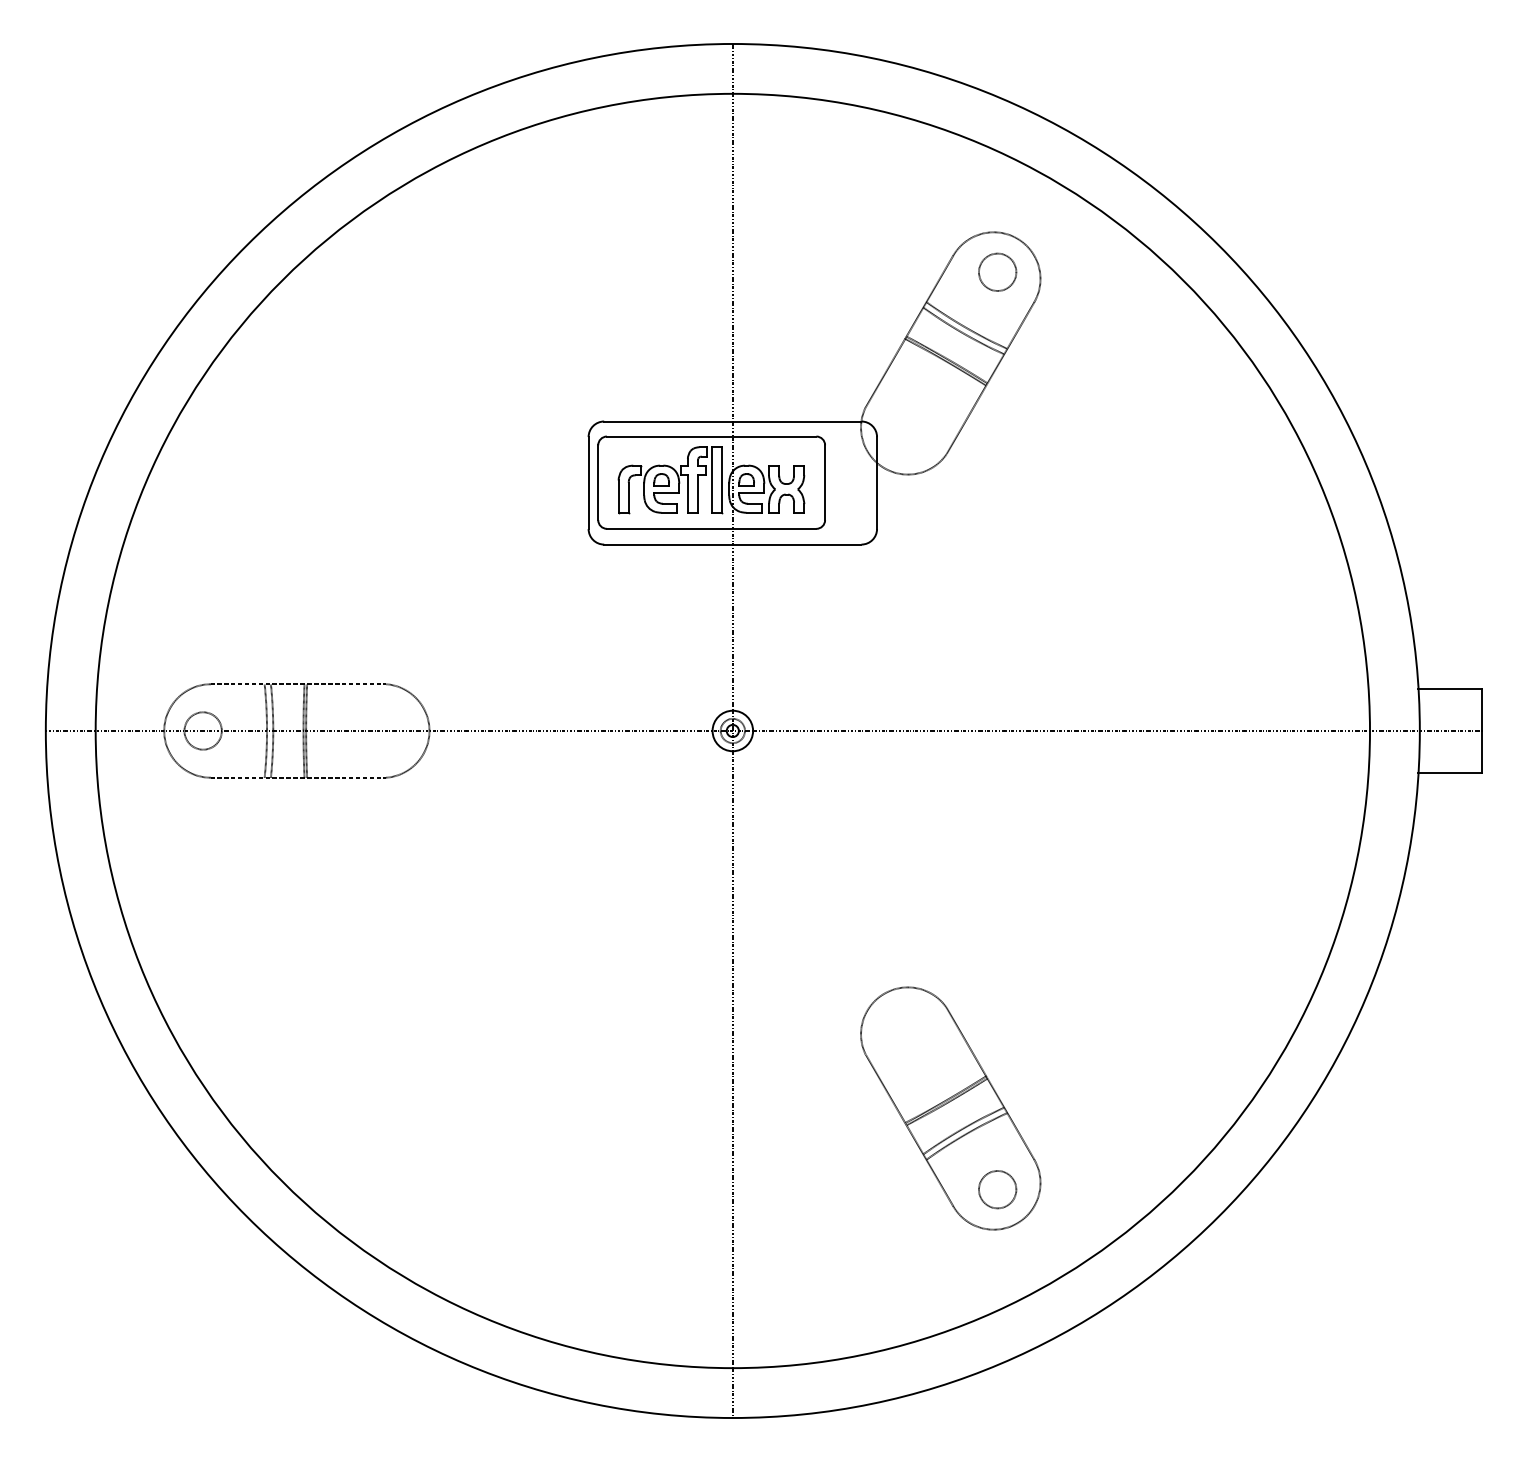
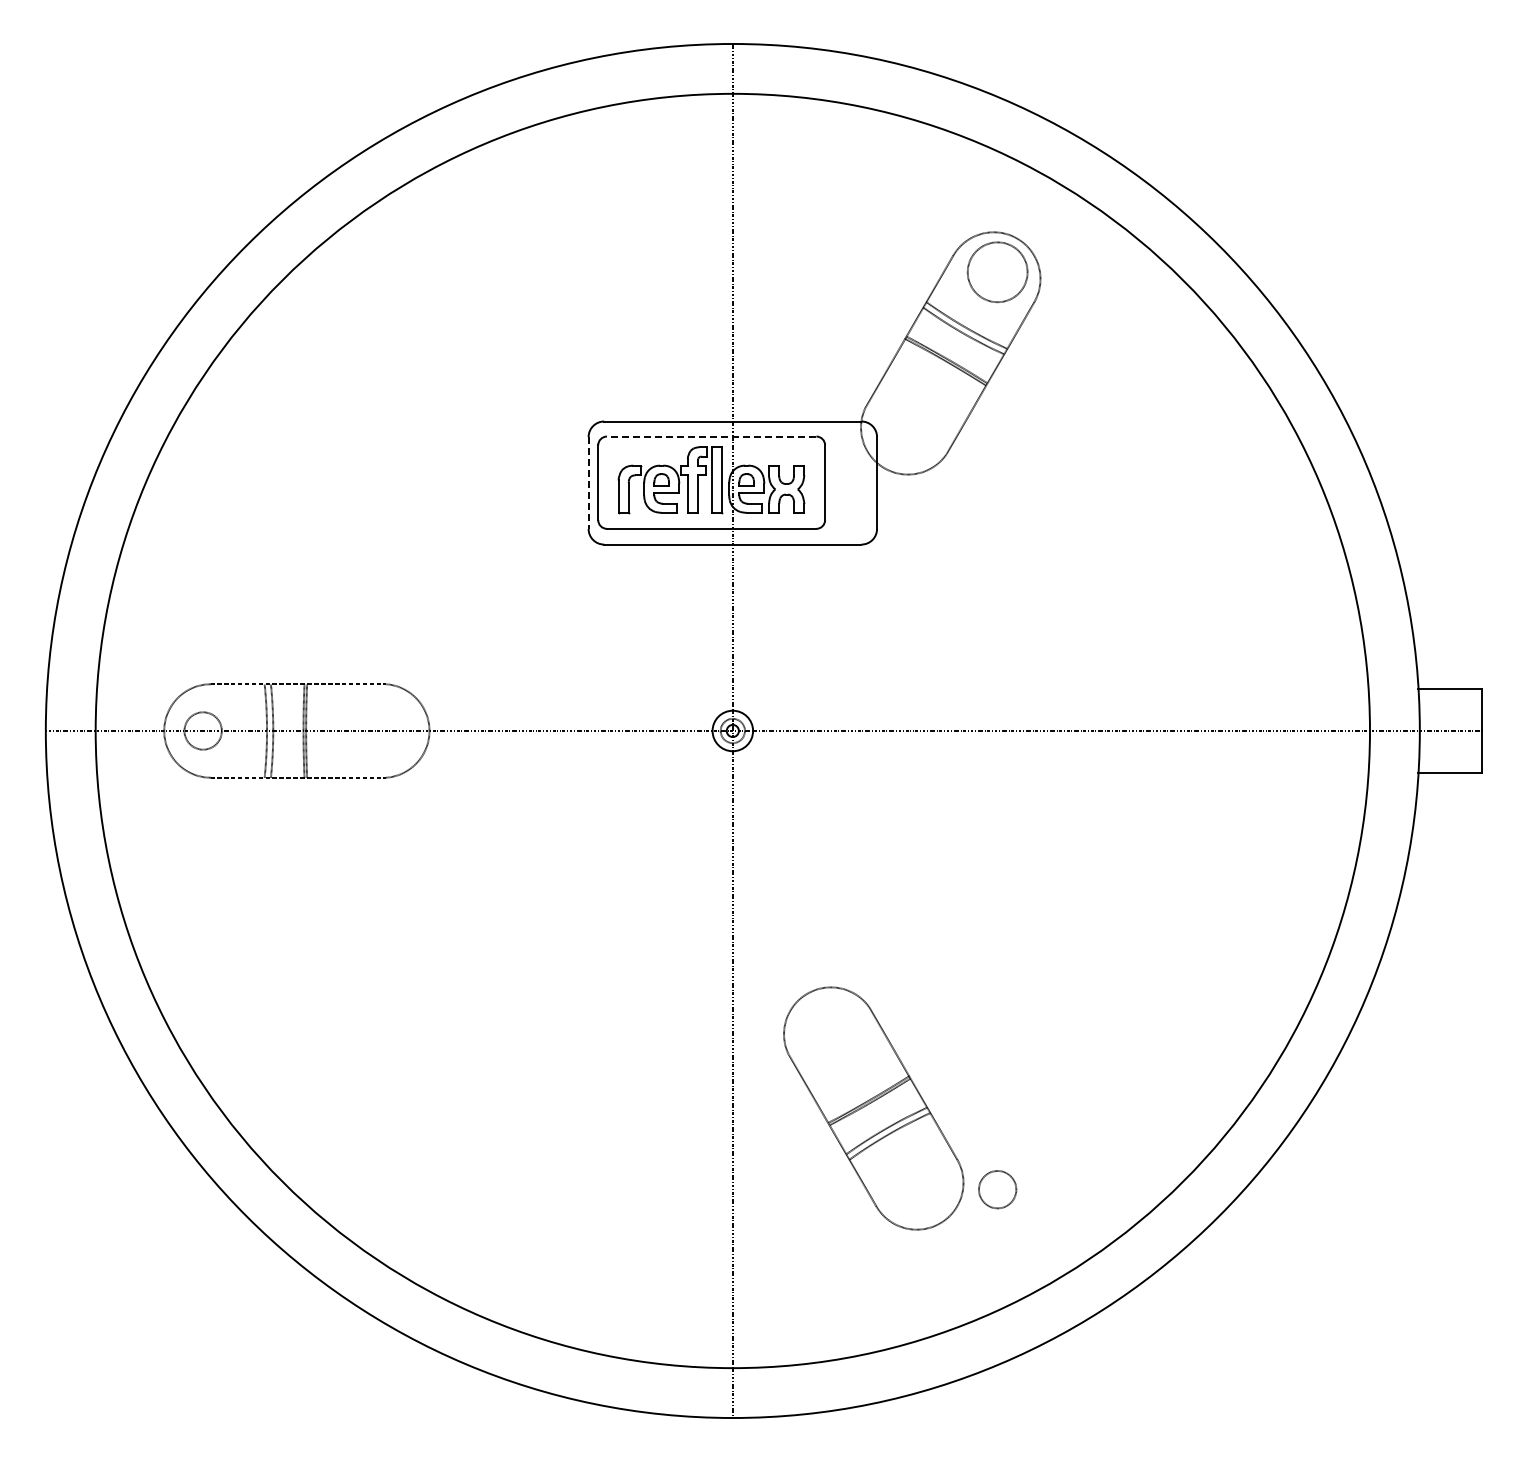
circle diameter: 37 px -> 60 px (997, 272)
line: solid -> dashed (711, 436)
line: solid -> dashed (588, 483)
part position: (950, 1108) -> (873, 1108) (873, 1108)
